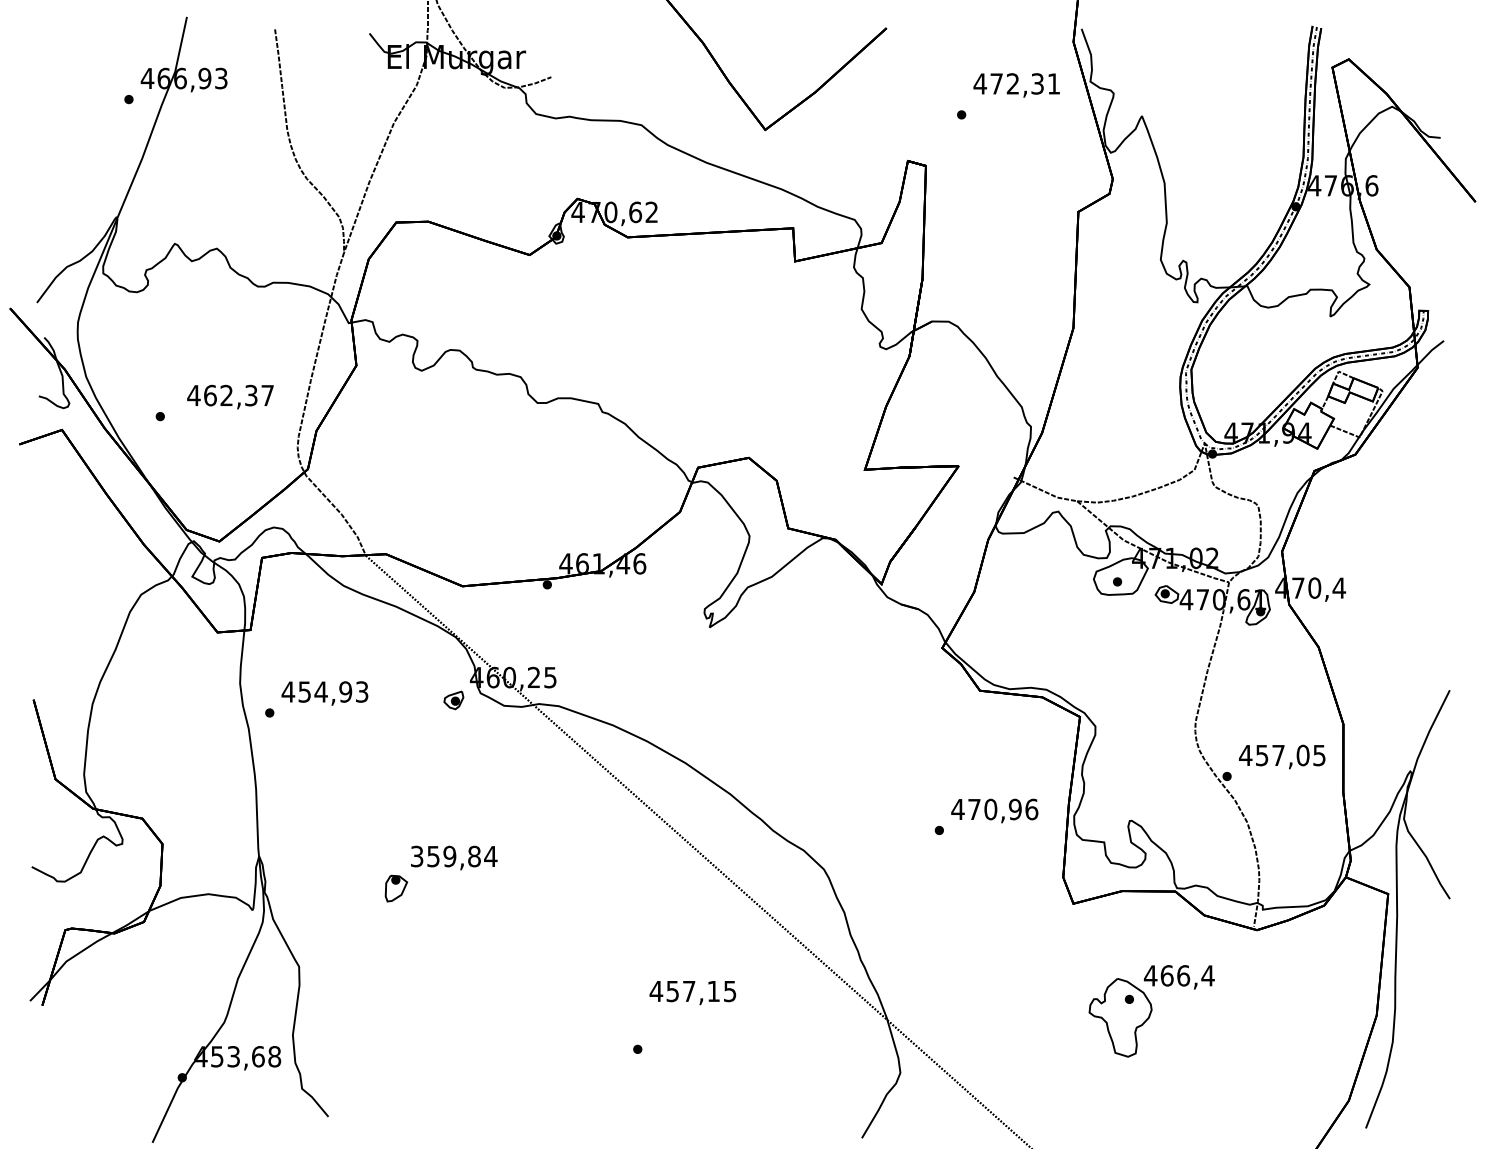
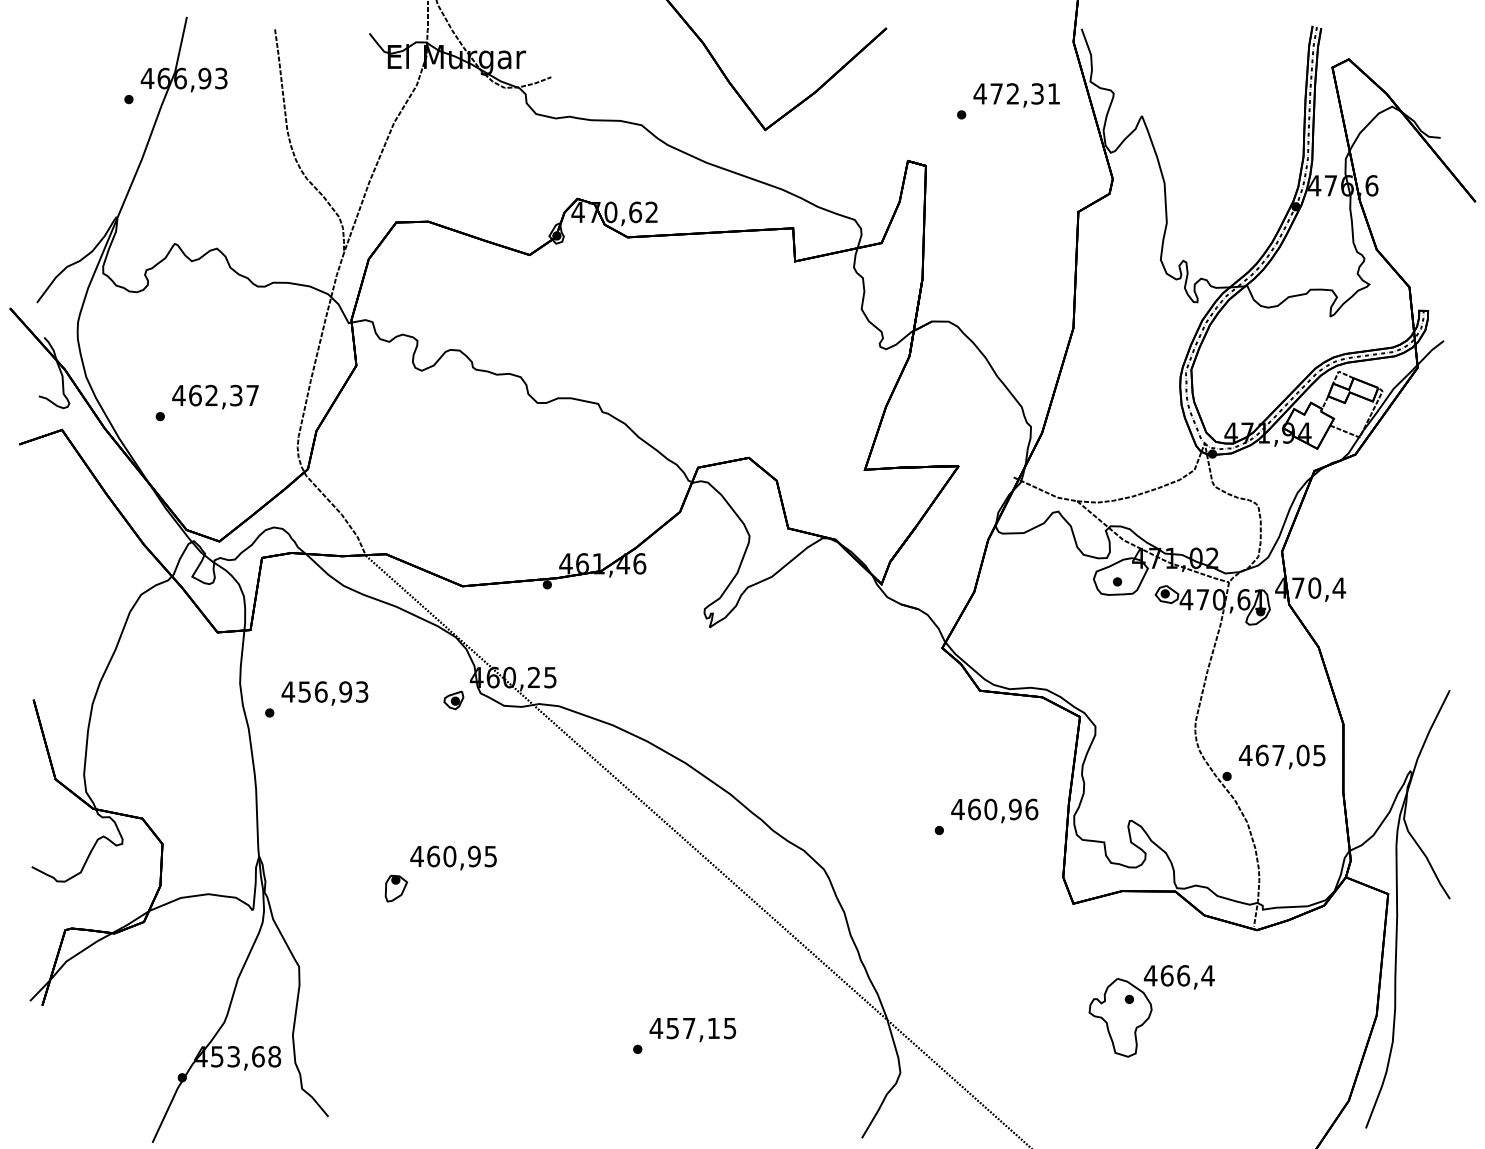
text position: (1016, 85) -> (1016, 95) (1016, 95)
text position: (230, 396) -> (215, 396) (215, 396)
text: 454,93 -> 456,93 (320, 691)
text: 457,05 -> 467,05 (1261, 755)
text: 470,96 -> 460,96 (974, 809)
text: 359,84 -> 460,95 (453, 856)
text position: (692, 993) -> (692, 1030) (692, 1030)
